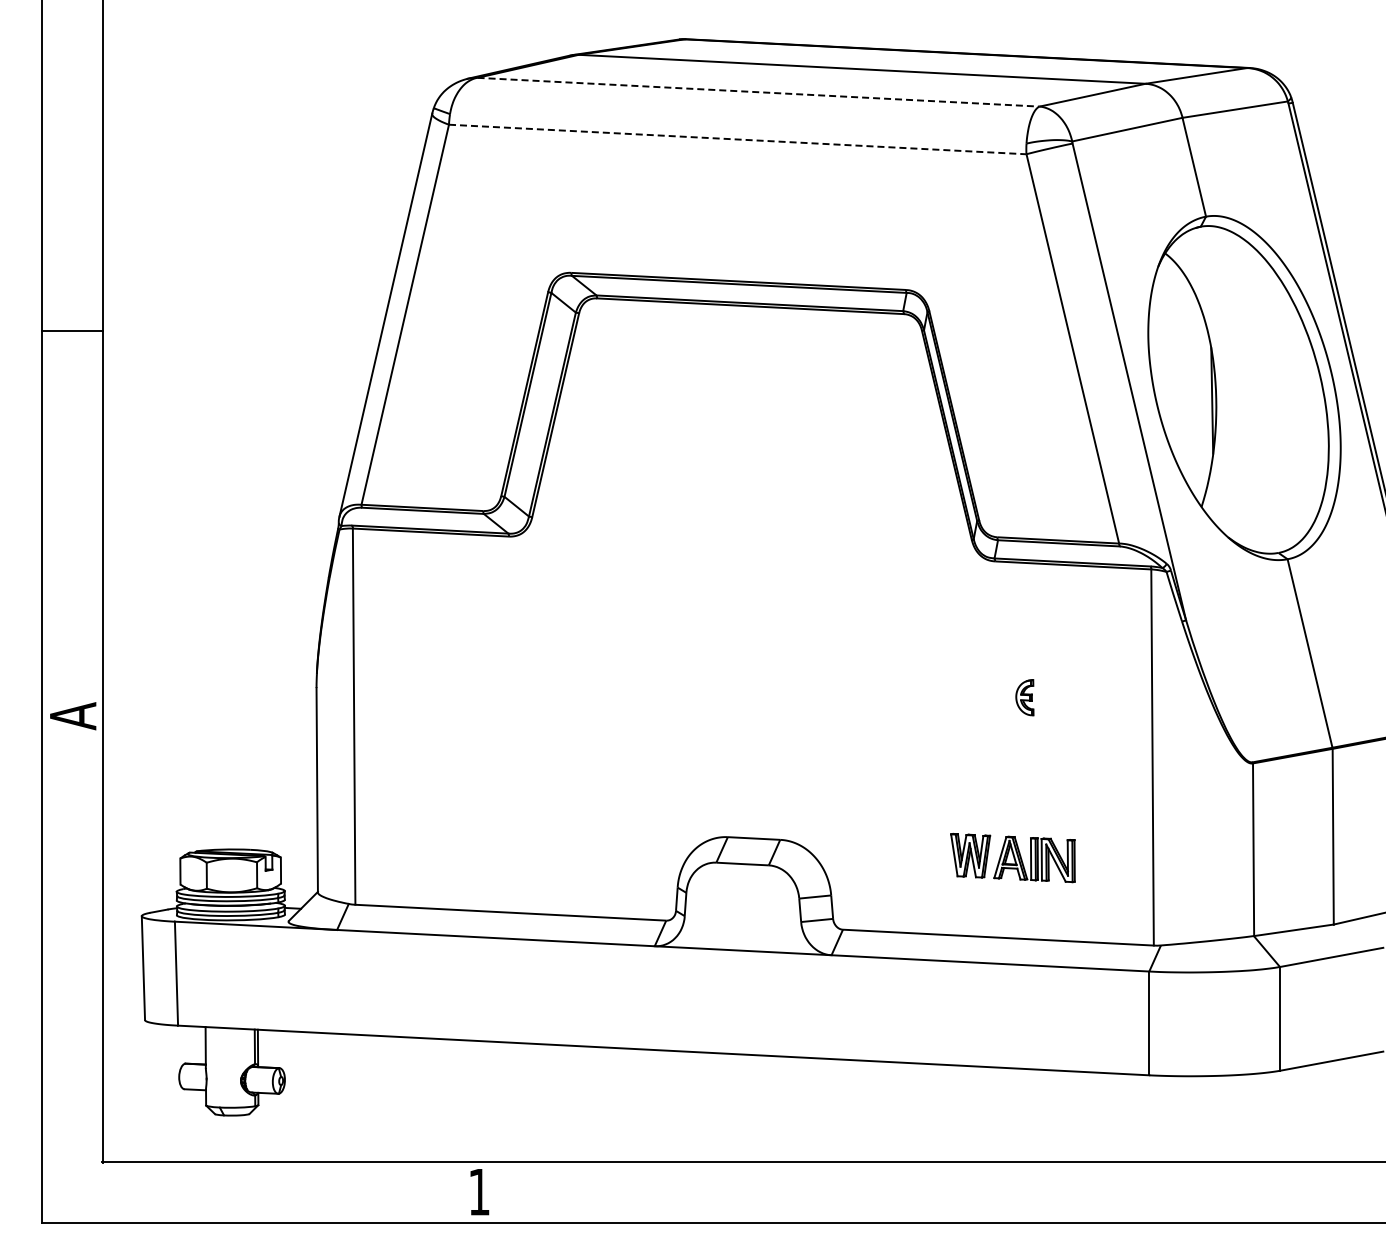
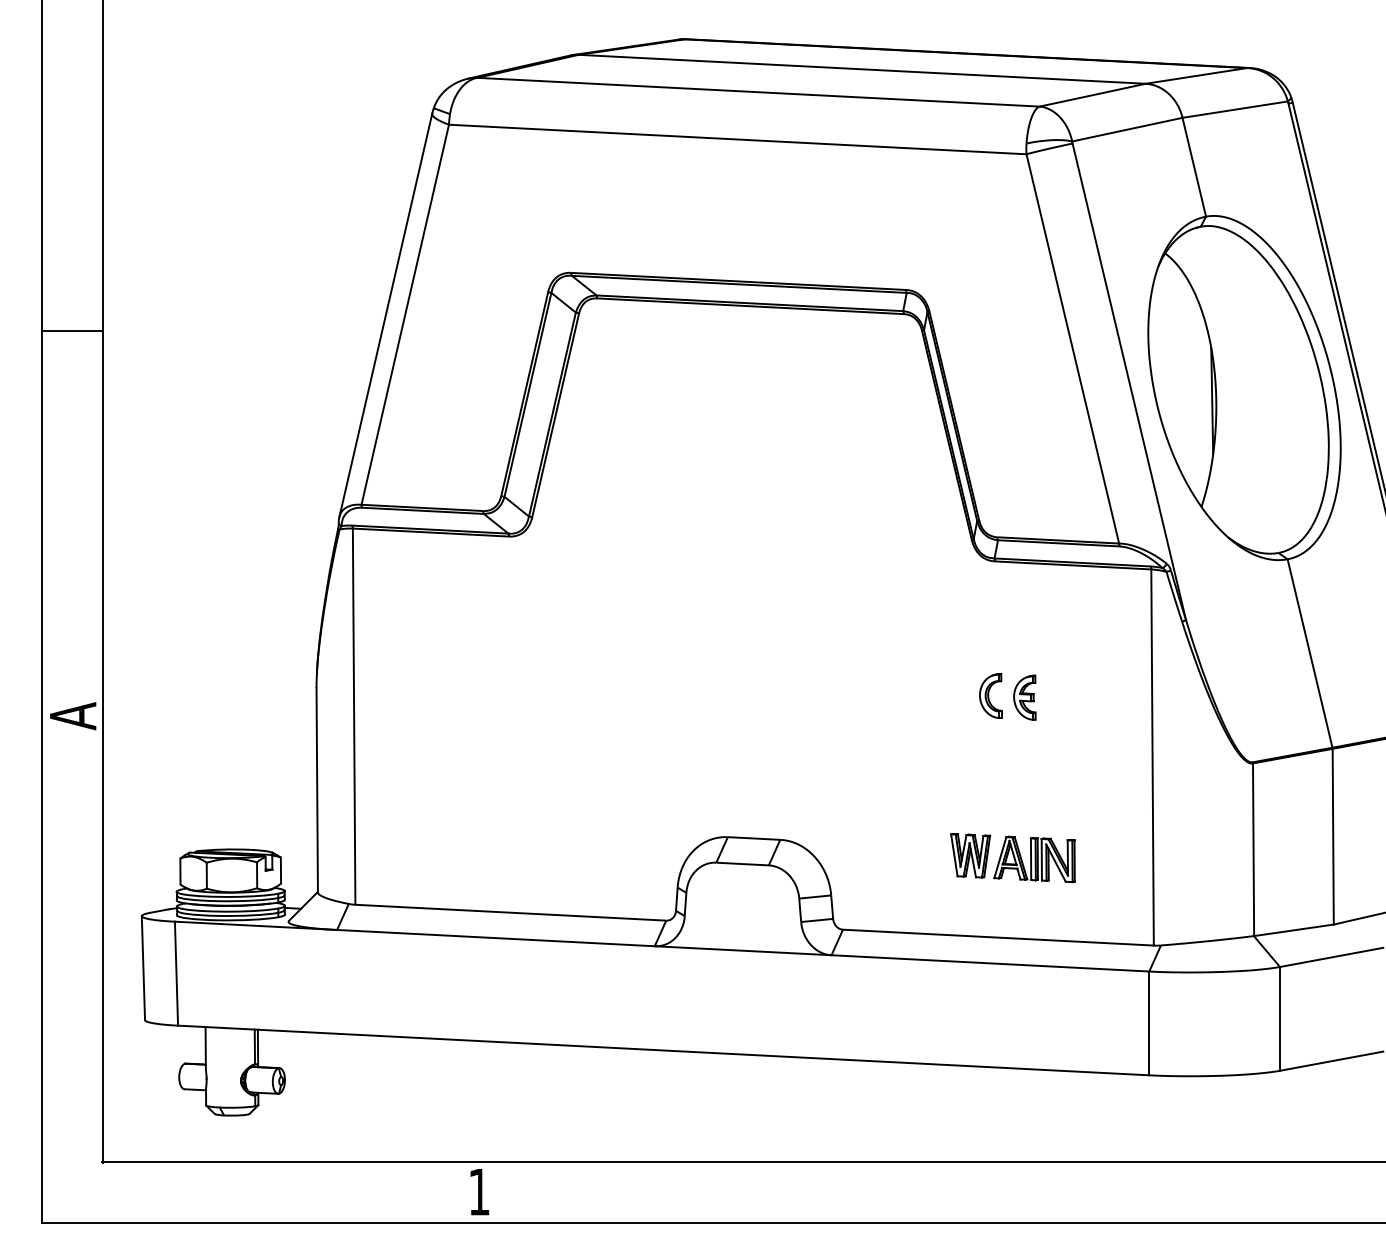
line: dashed -> solid (759, 92)
line: dashed -> solid (738, 139)
part: none -> present (990, 695)
part size: 20x38 px -> 24x47 px (1024, 697)
